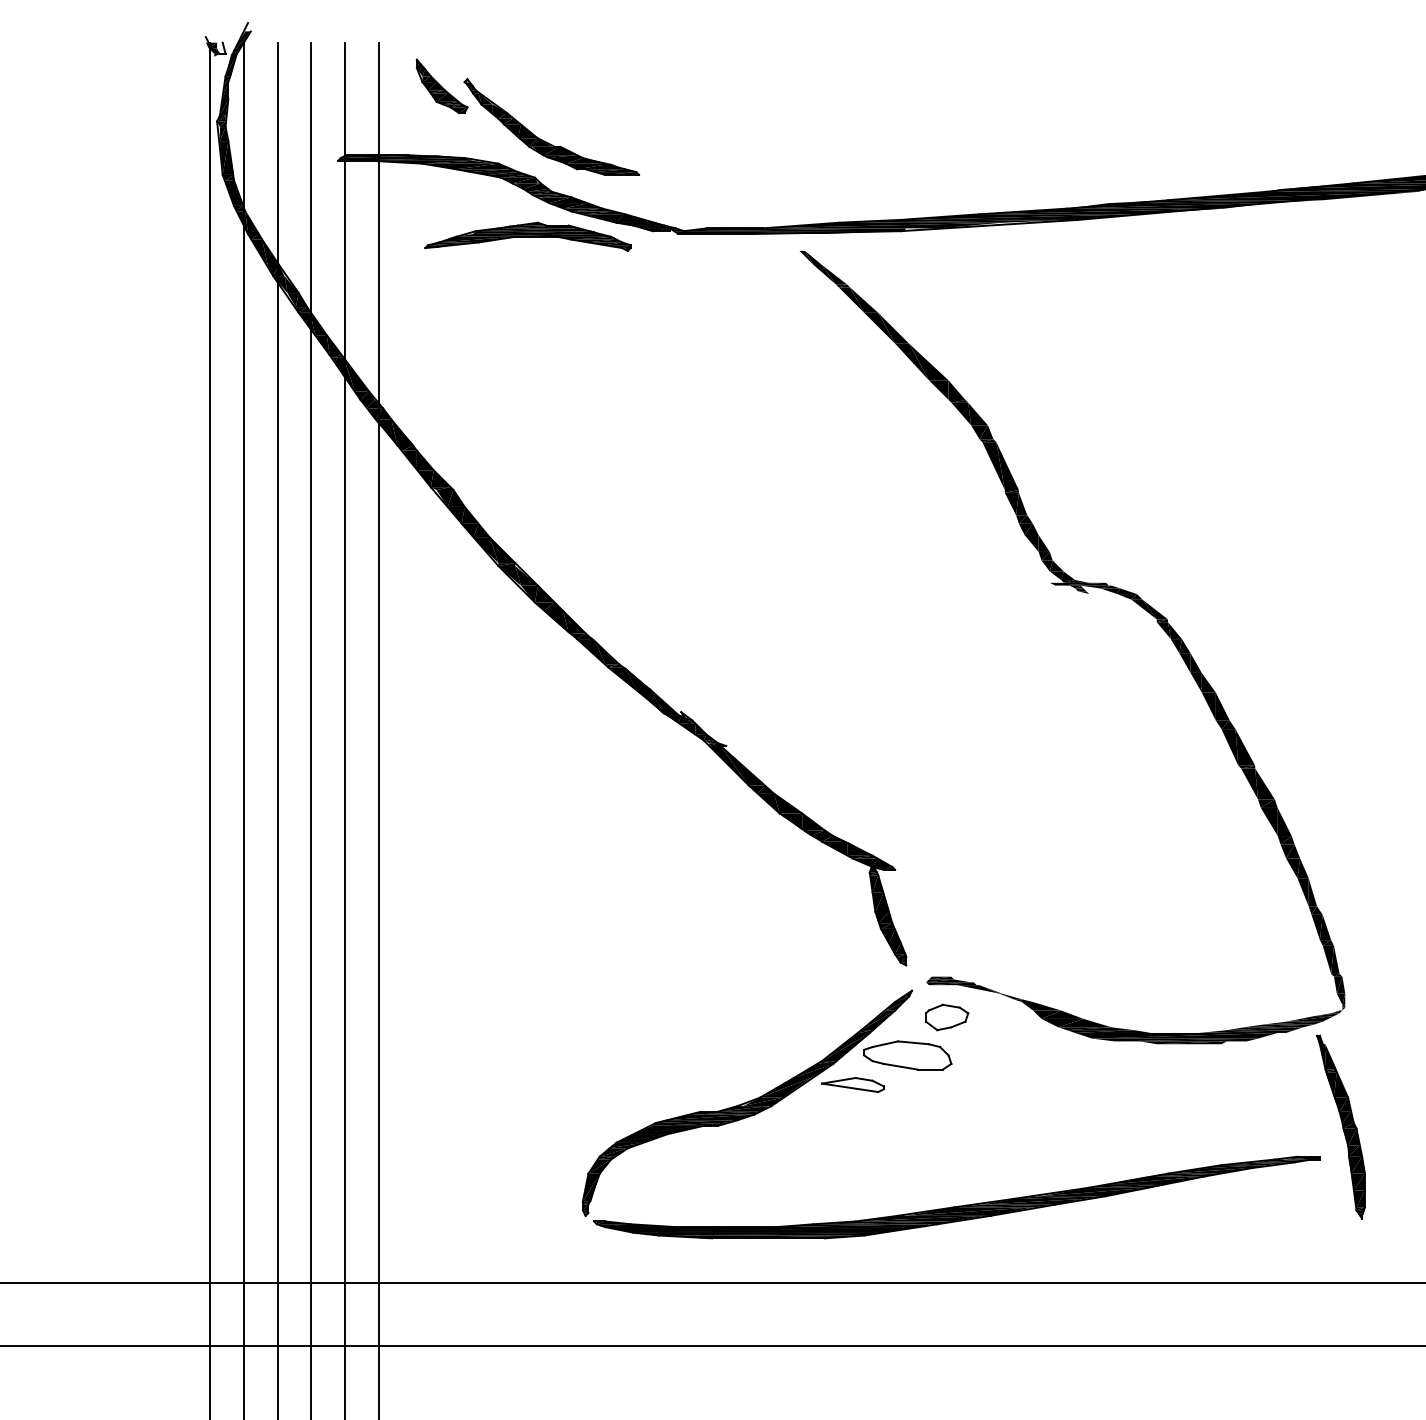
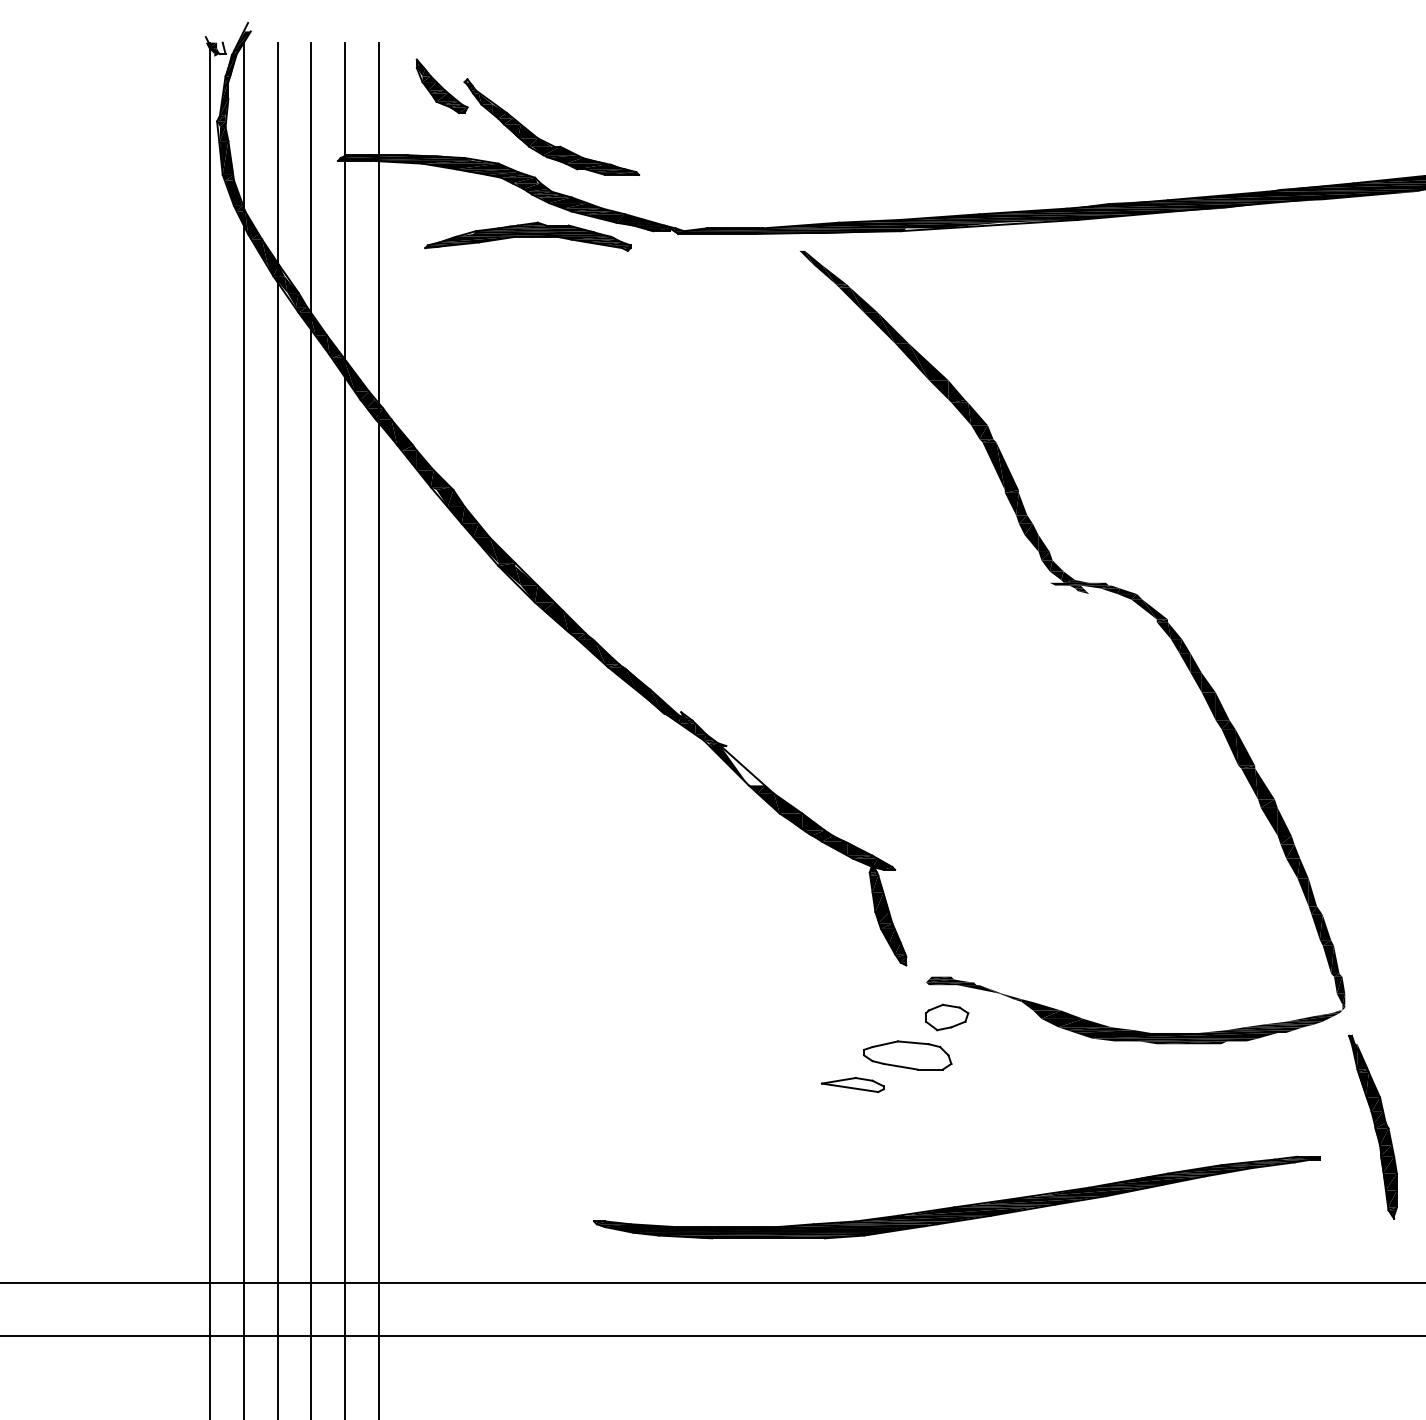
fill: present -> none (742, 765)
part: present -> none (747, 1102)
part position: (1340, 1126) -> (1372, 1126) (1372, 1126)
line position: (712, 1345) -> (712, 1335) (712, 1335)
